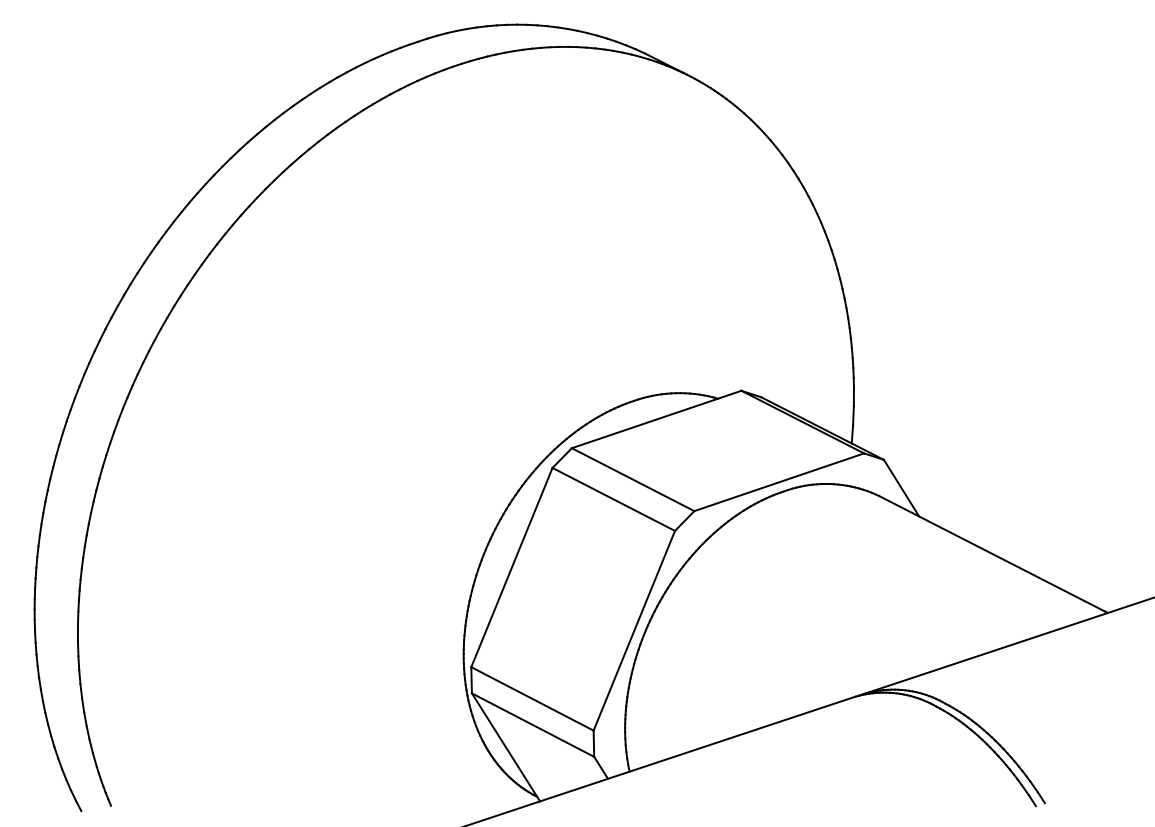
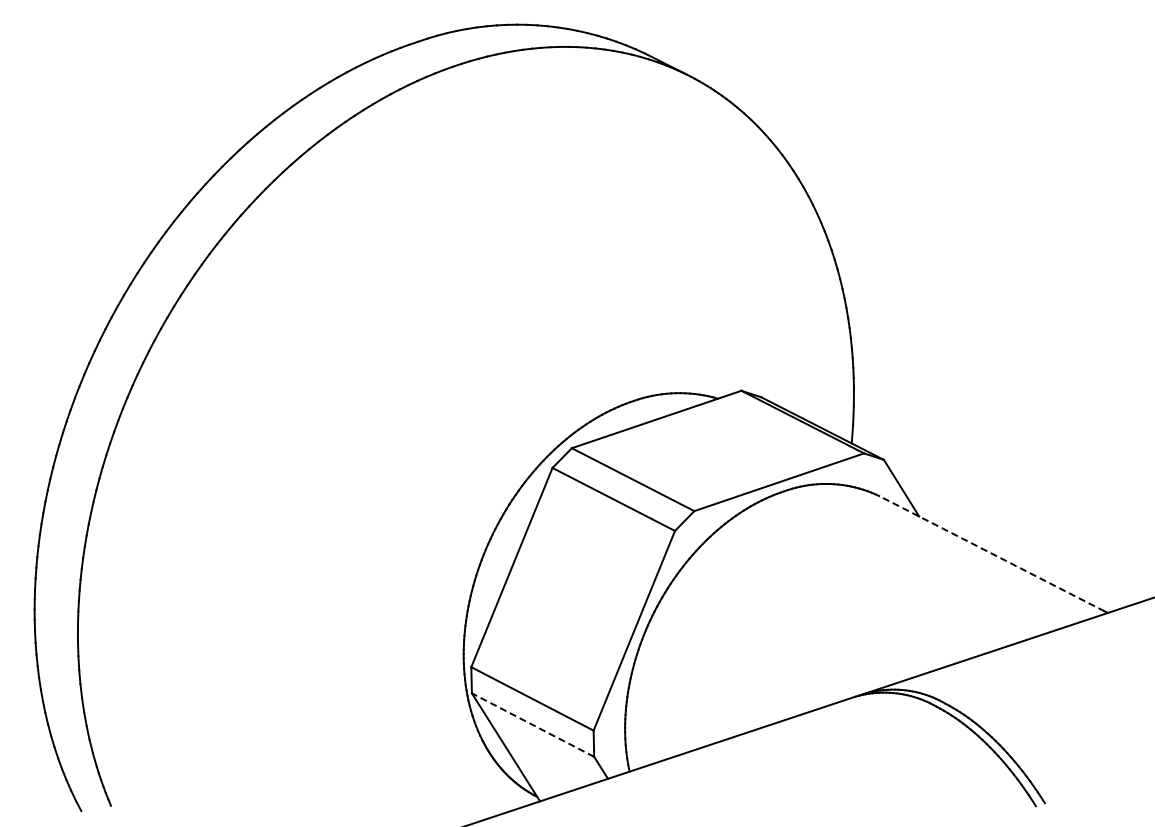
line: solid -> dashed (991, 553)
line: solid -> dashed (533, 725)
